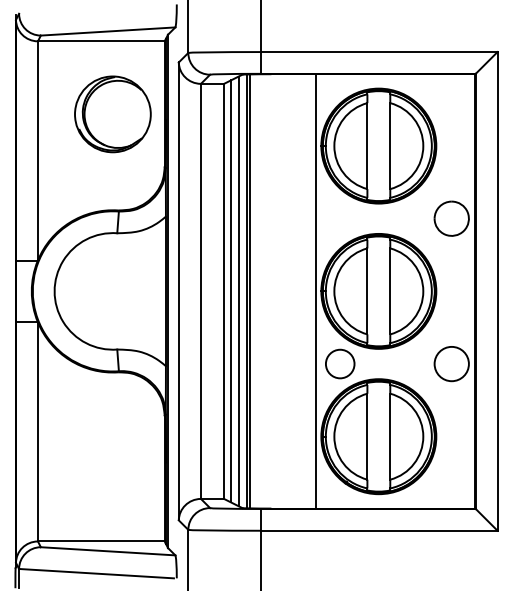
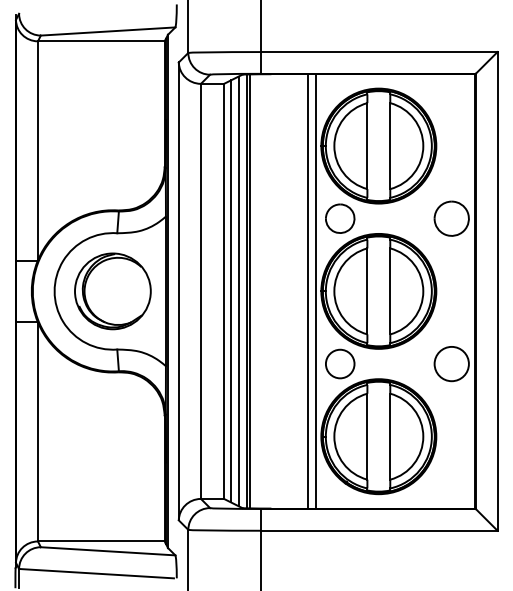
part position: (112, 114) -> (112, 291) (112, 291)
part: none -> present (340, 218)
line: none -> present (308, 291)
